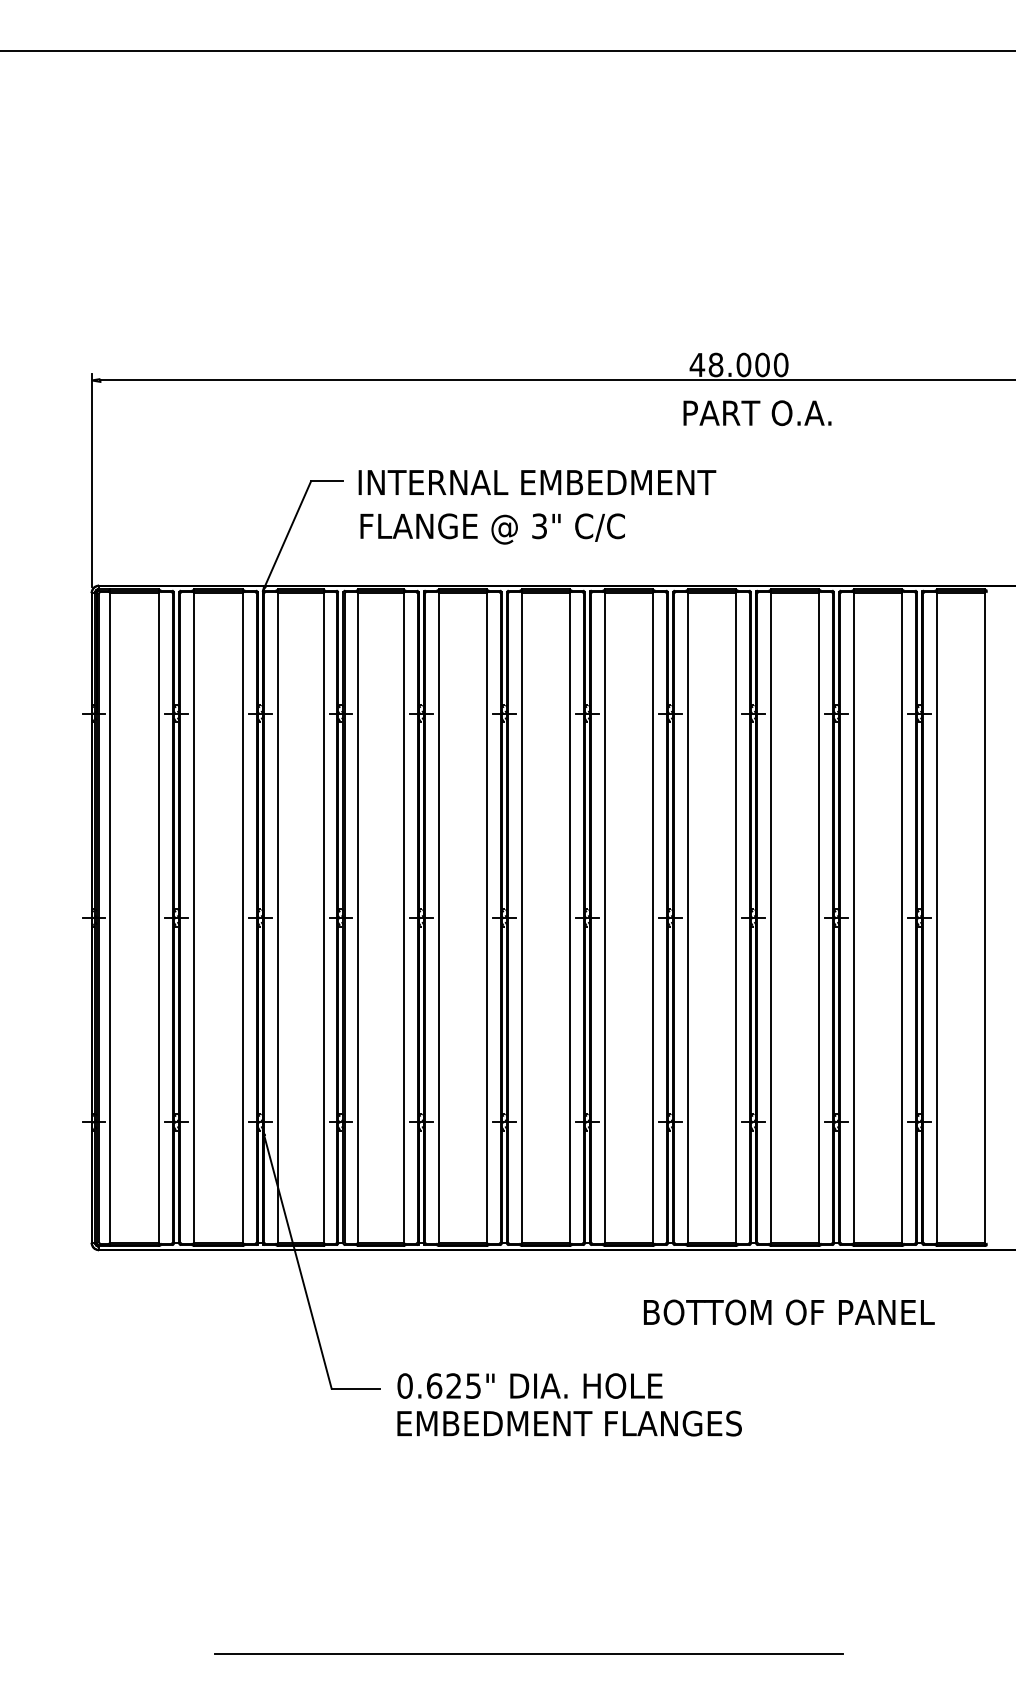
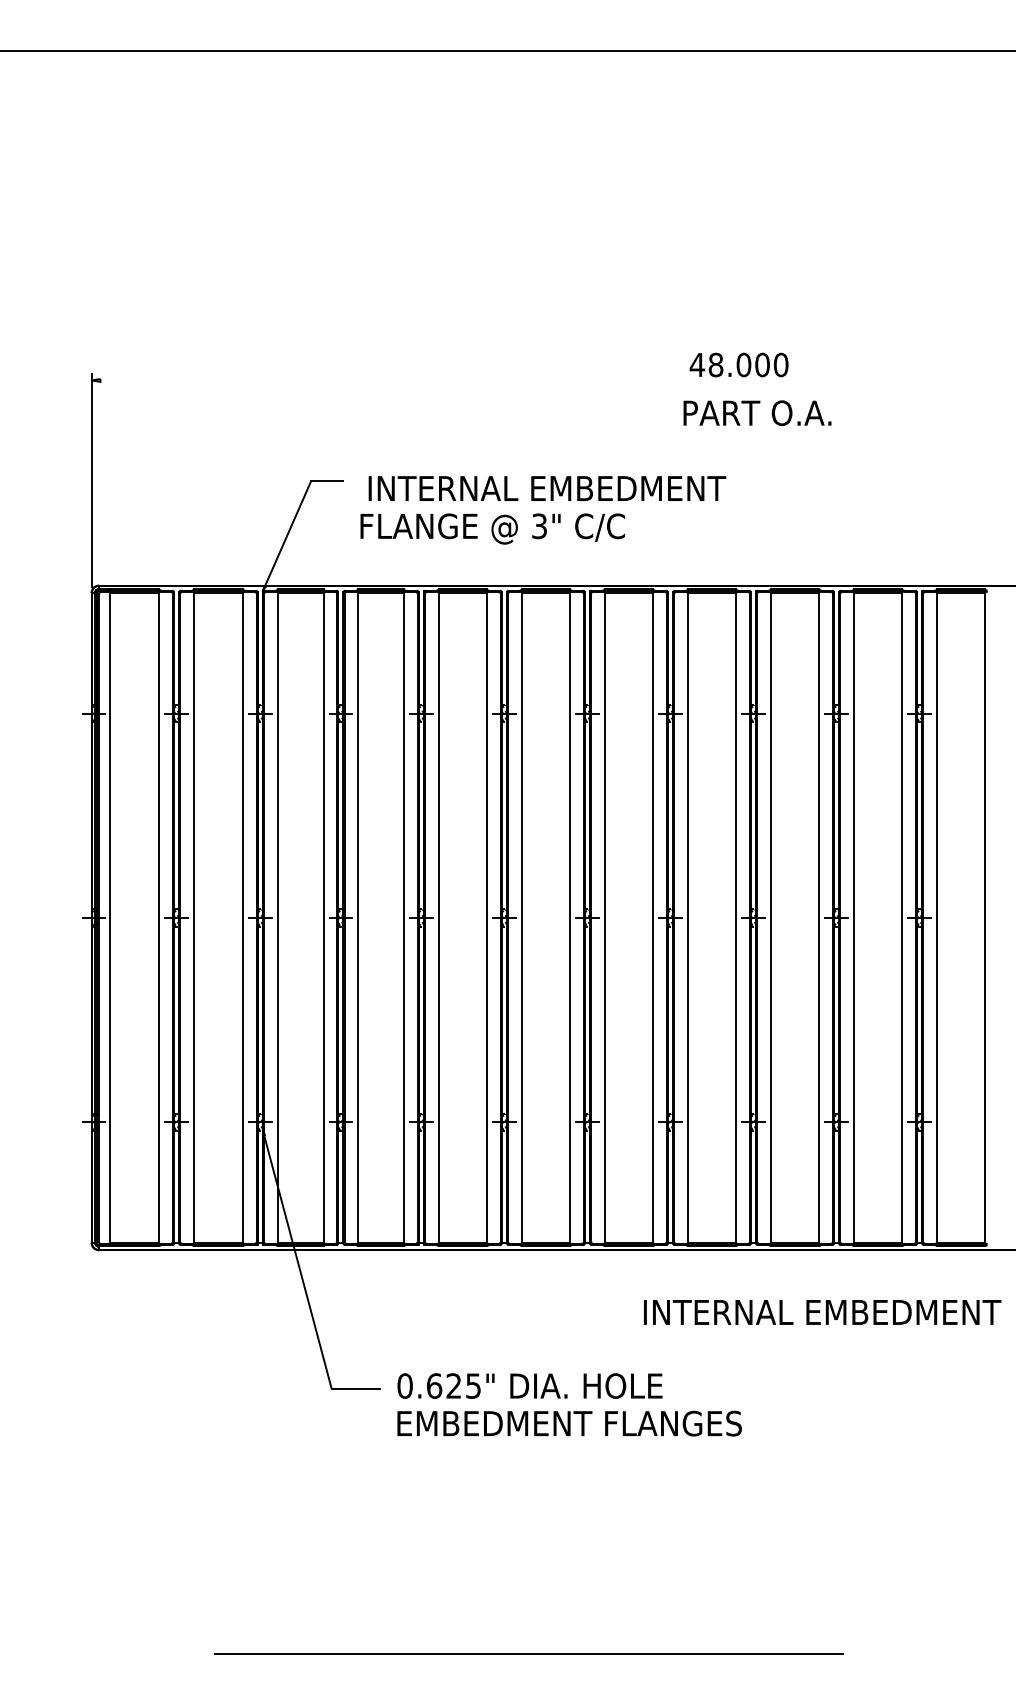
line: present -> none (556, 380)
text position: (537, 482) -> (547, 488) (547, 488)
text: BOTTOM OF PANEL -> INTERNAL EMBEDMENT (824, 1312)
